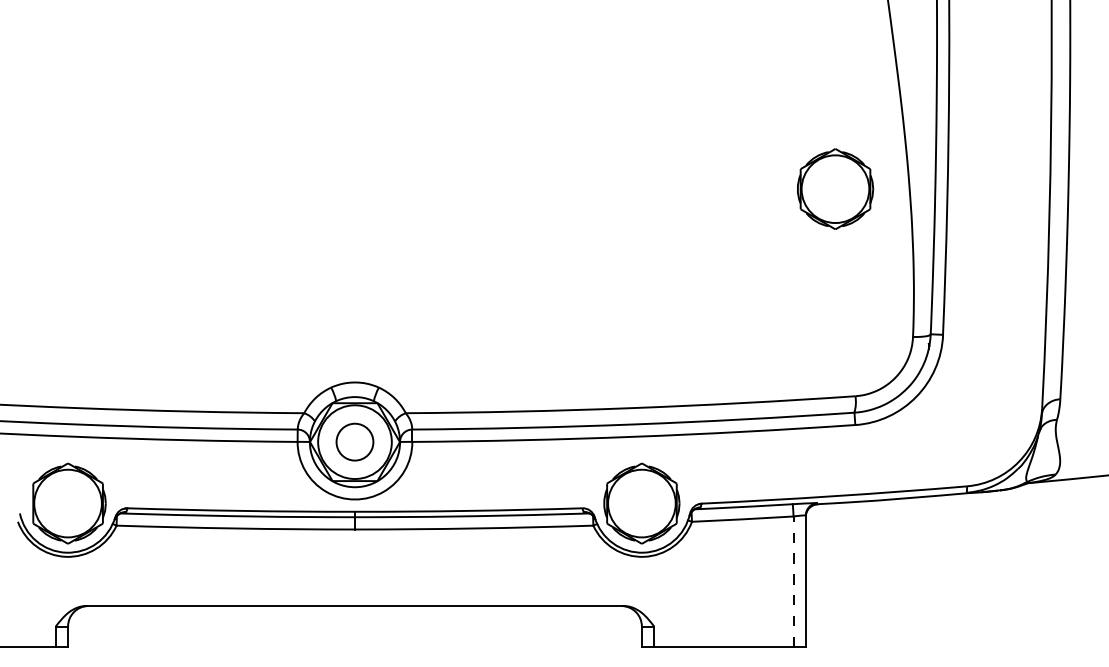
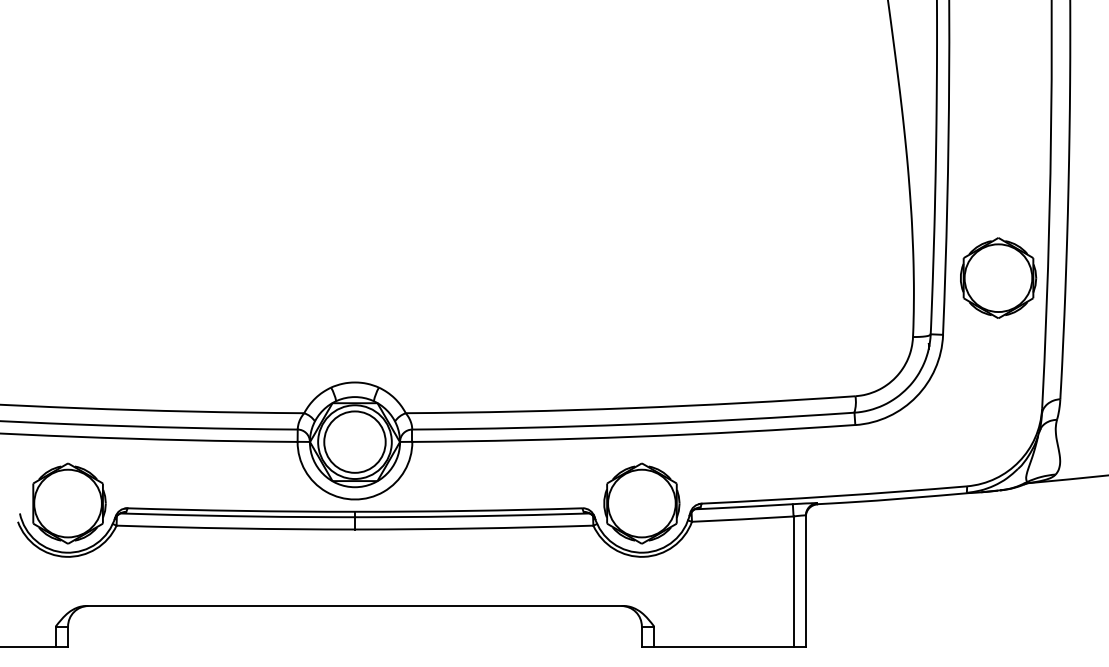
part position: (835, 188) -> (998, 277) (998, 277)
circle diameter: 37 px -> 61 px (354, 441)
line: dashed -> solid (793, 581)
